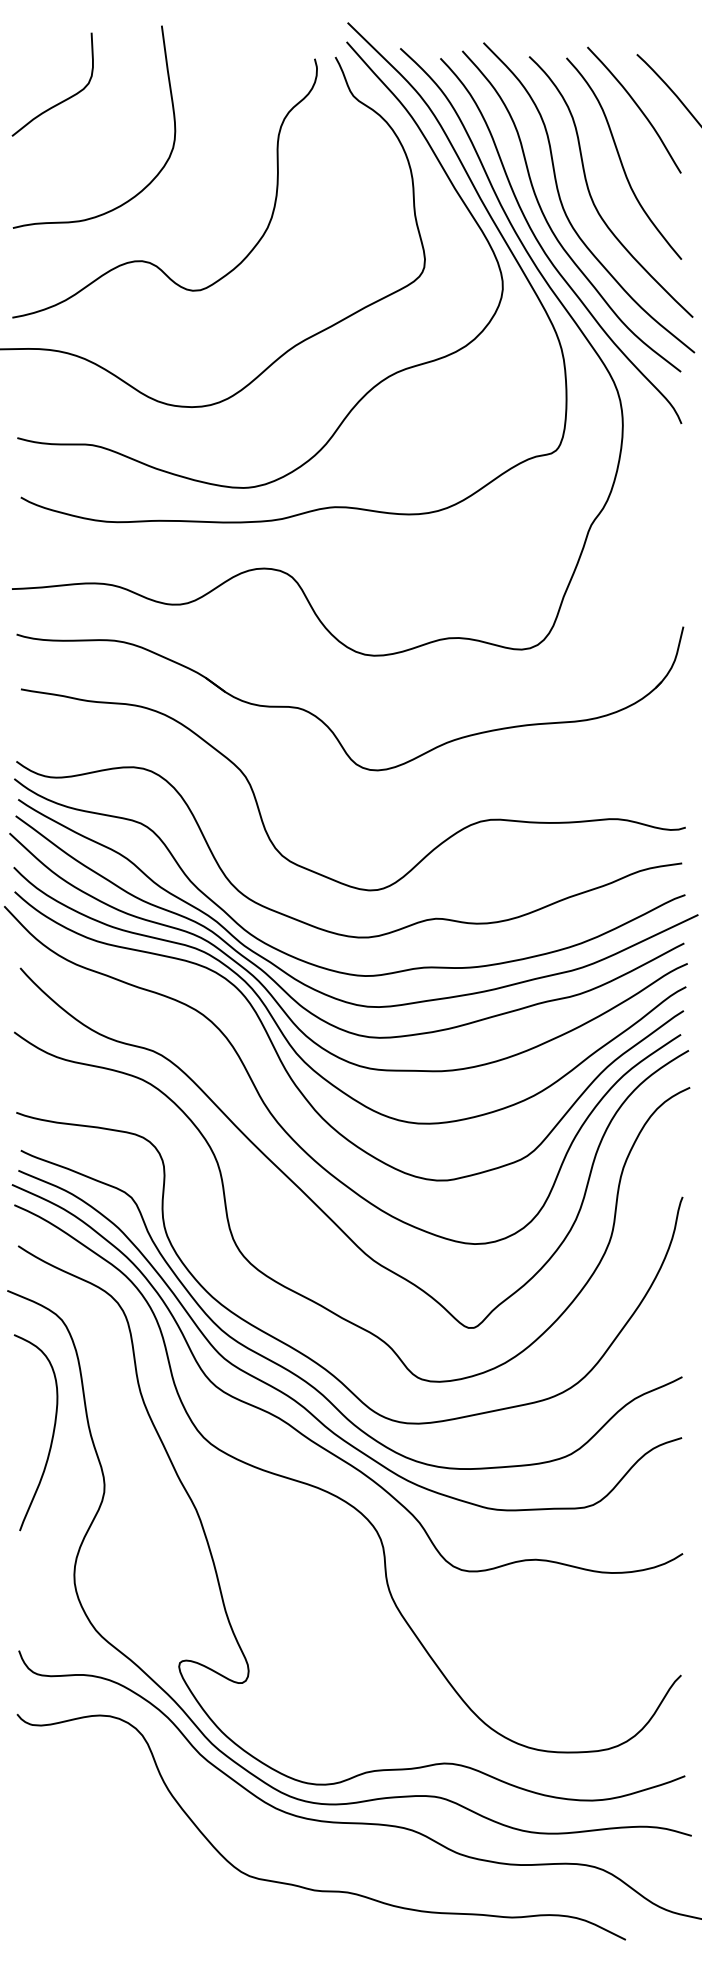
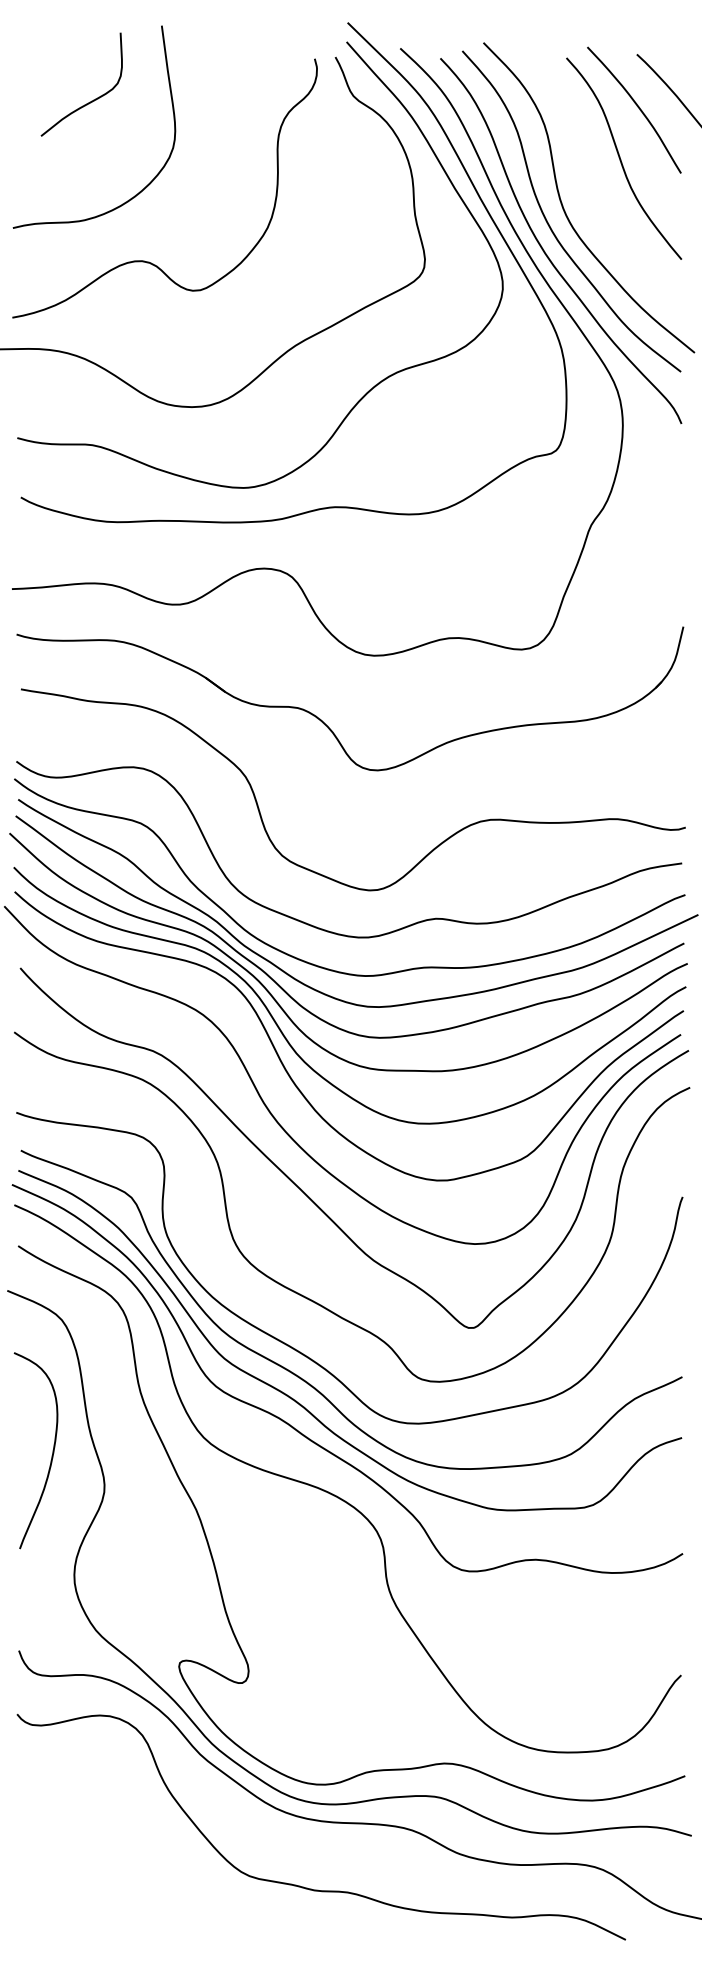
curve position: (62, 100) -> (91, 100) (91, 100)
curve: present -> none (590, 192)
curve position: (51, 1437) -> (51, 1455) (51, 1455)
